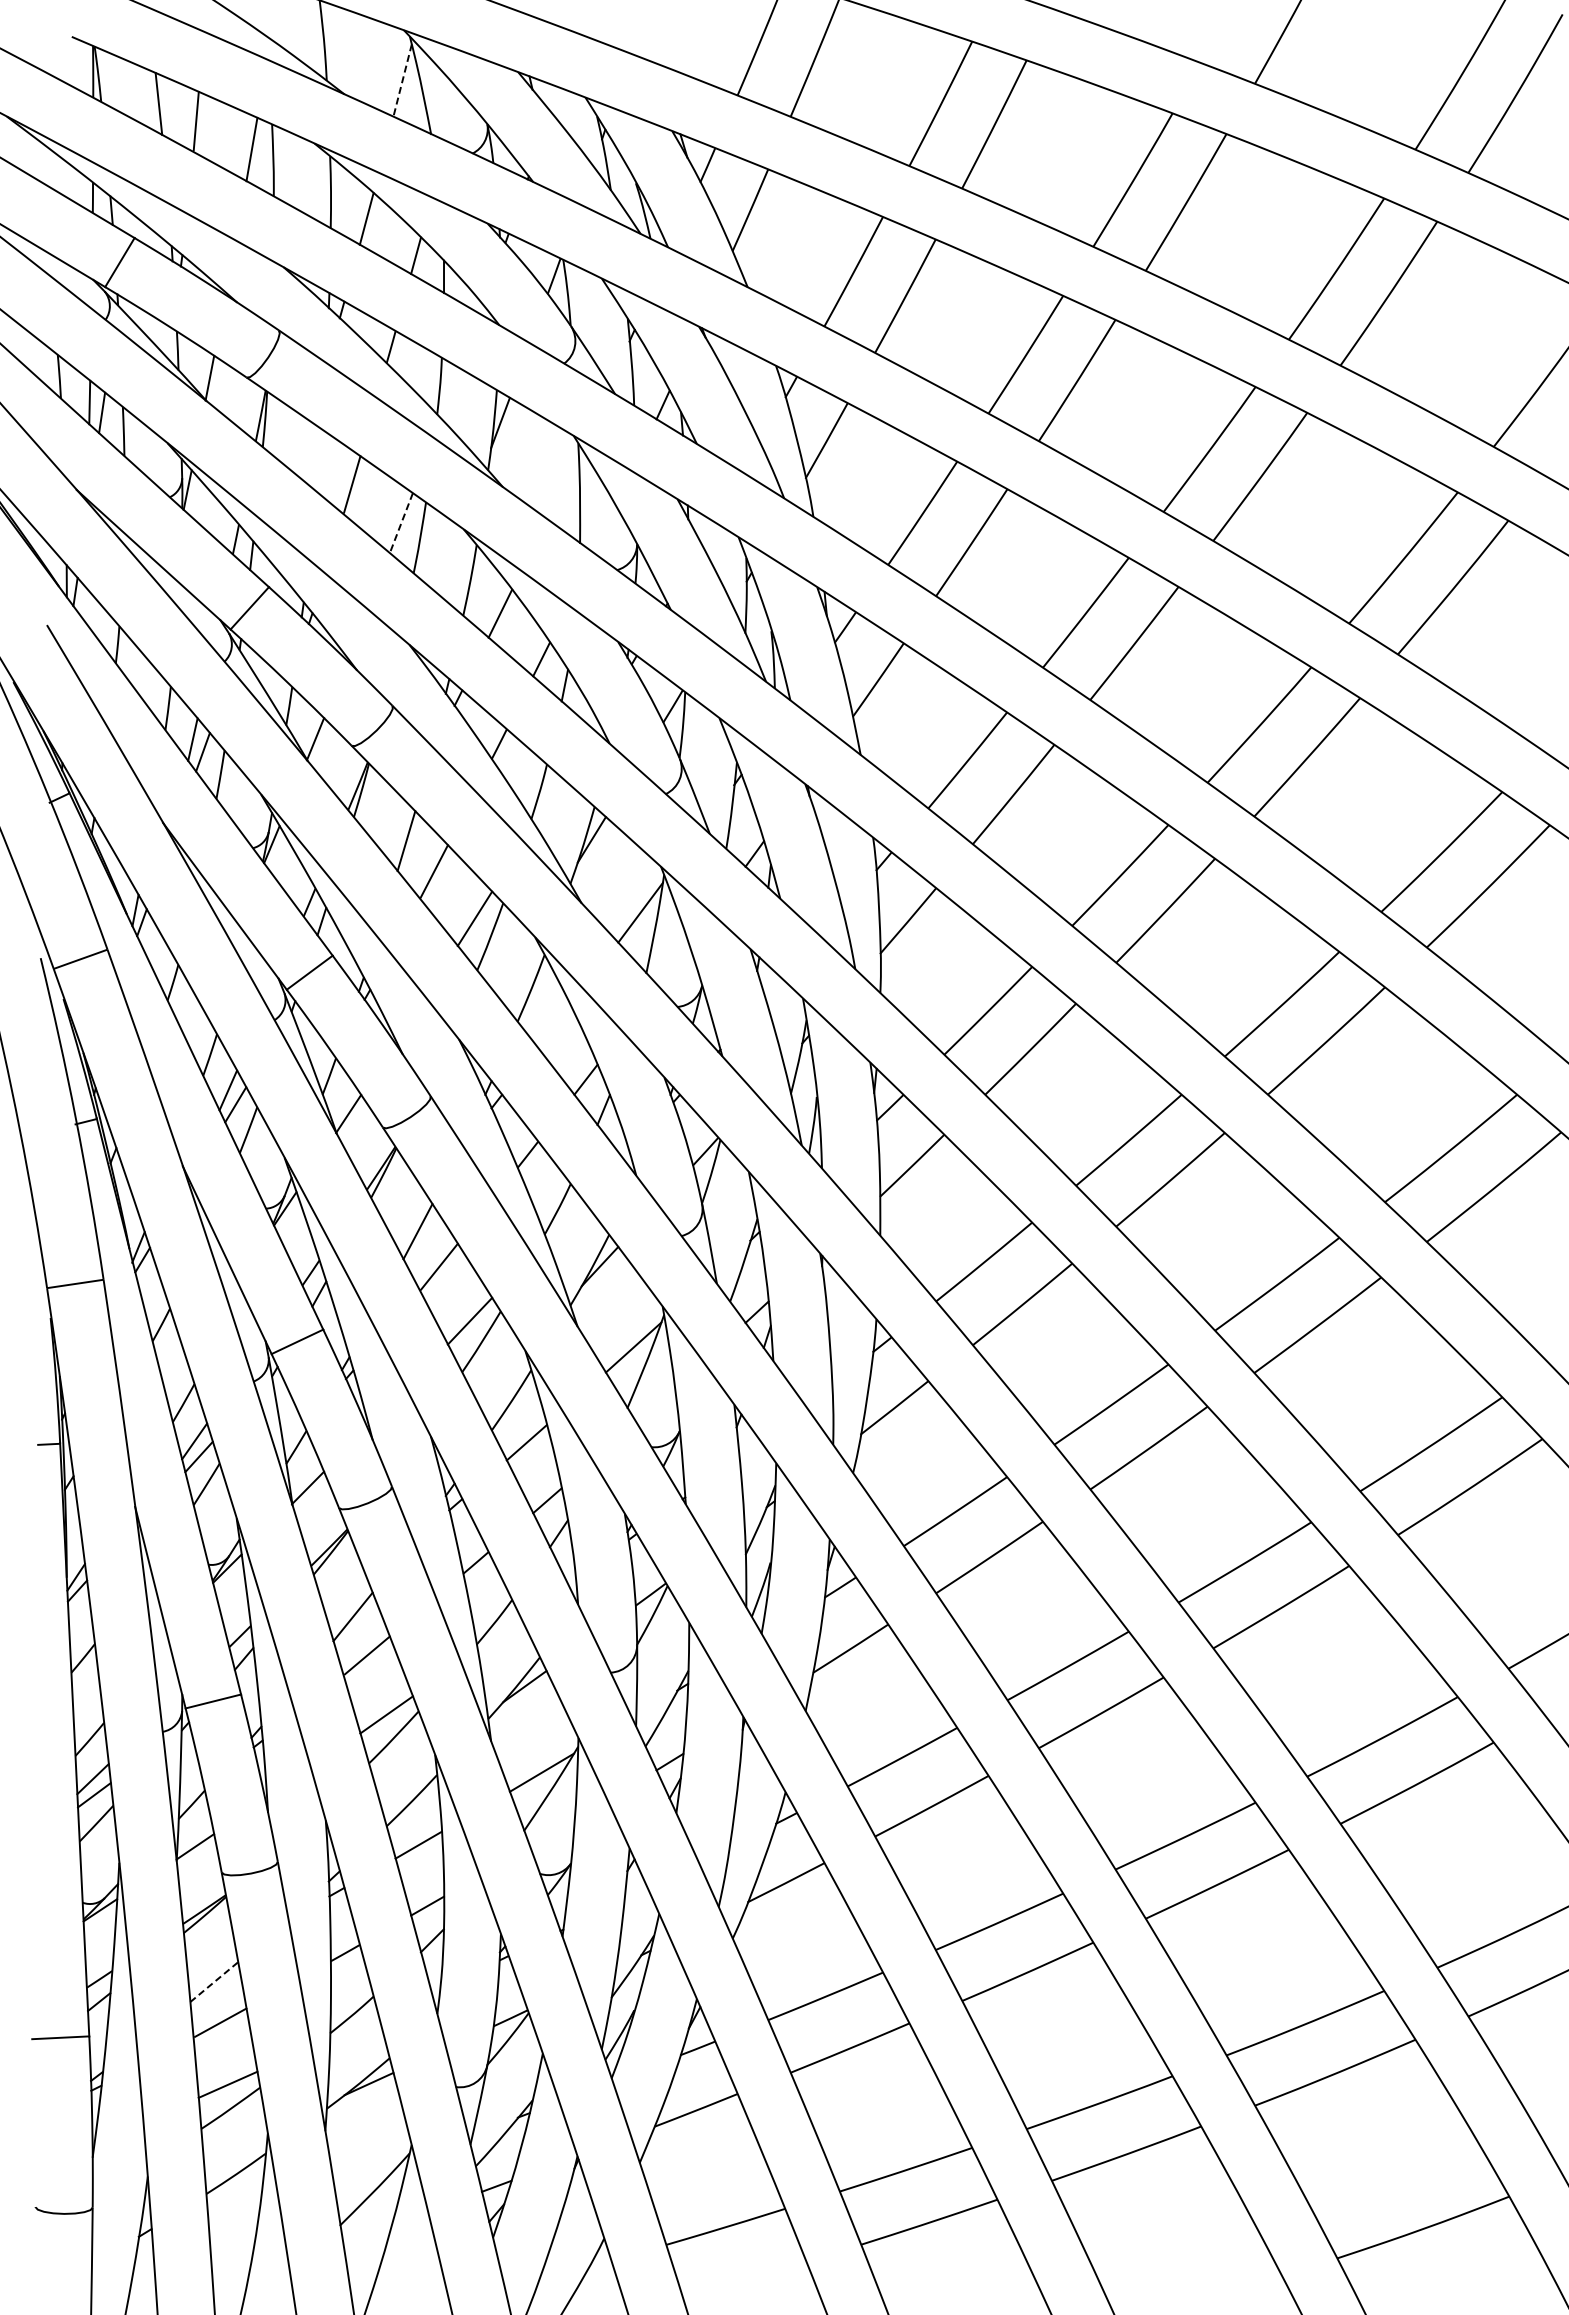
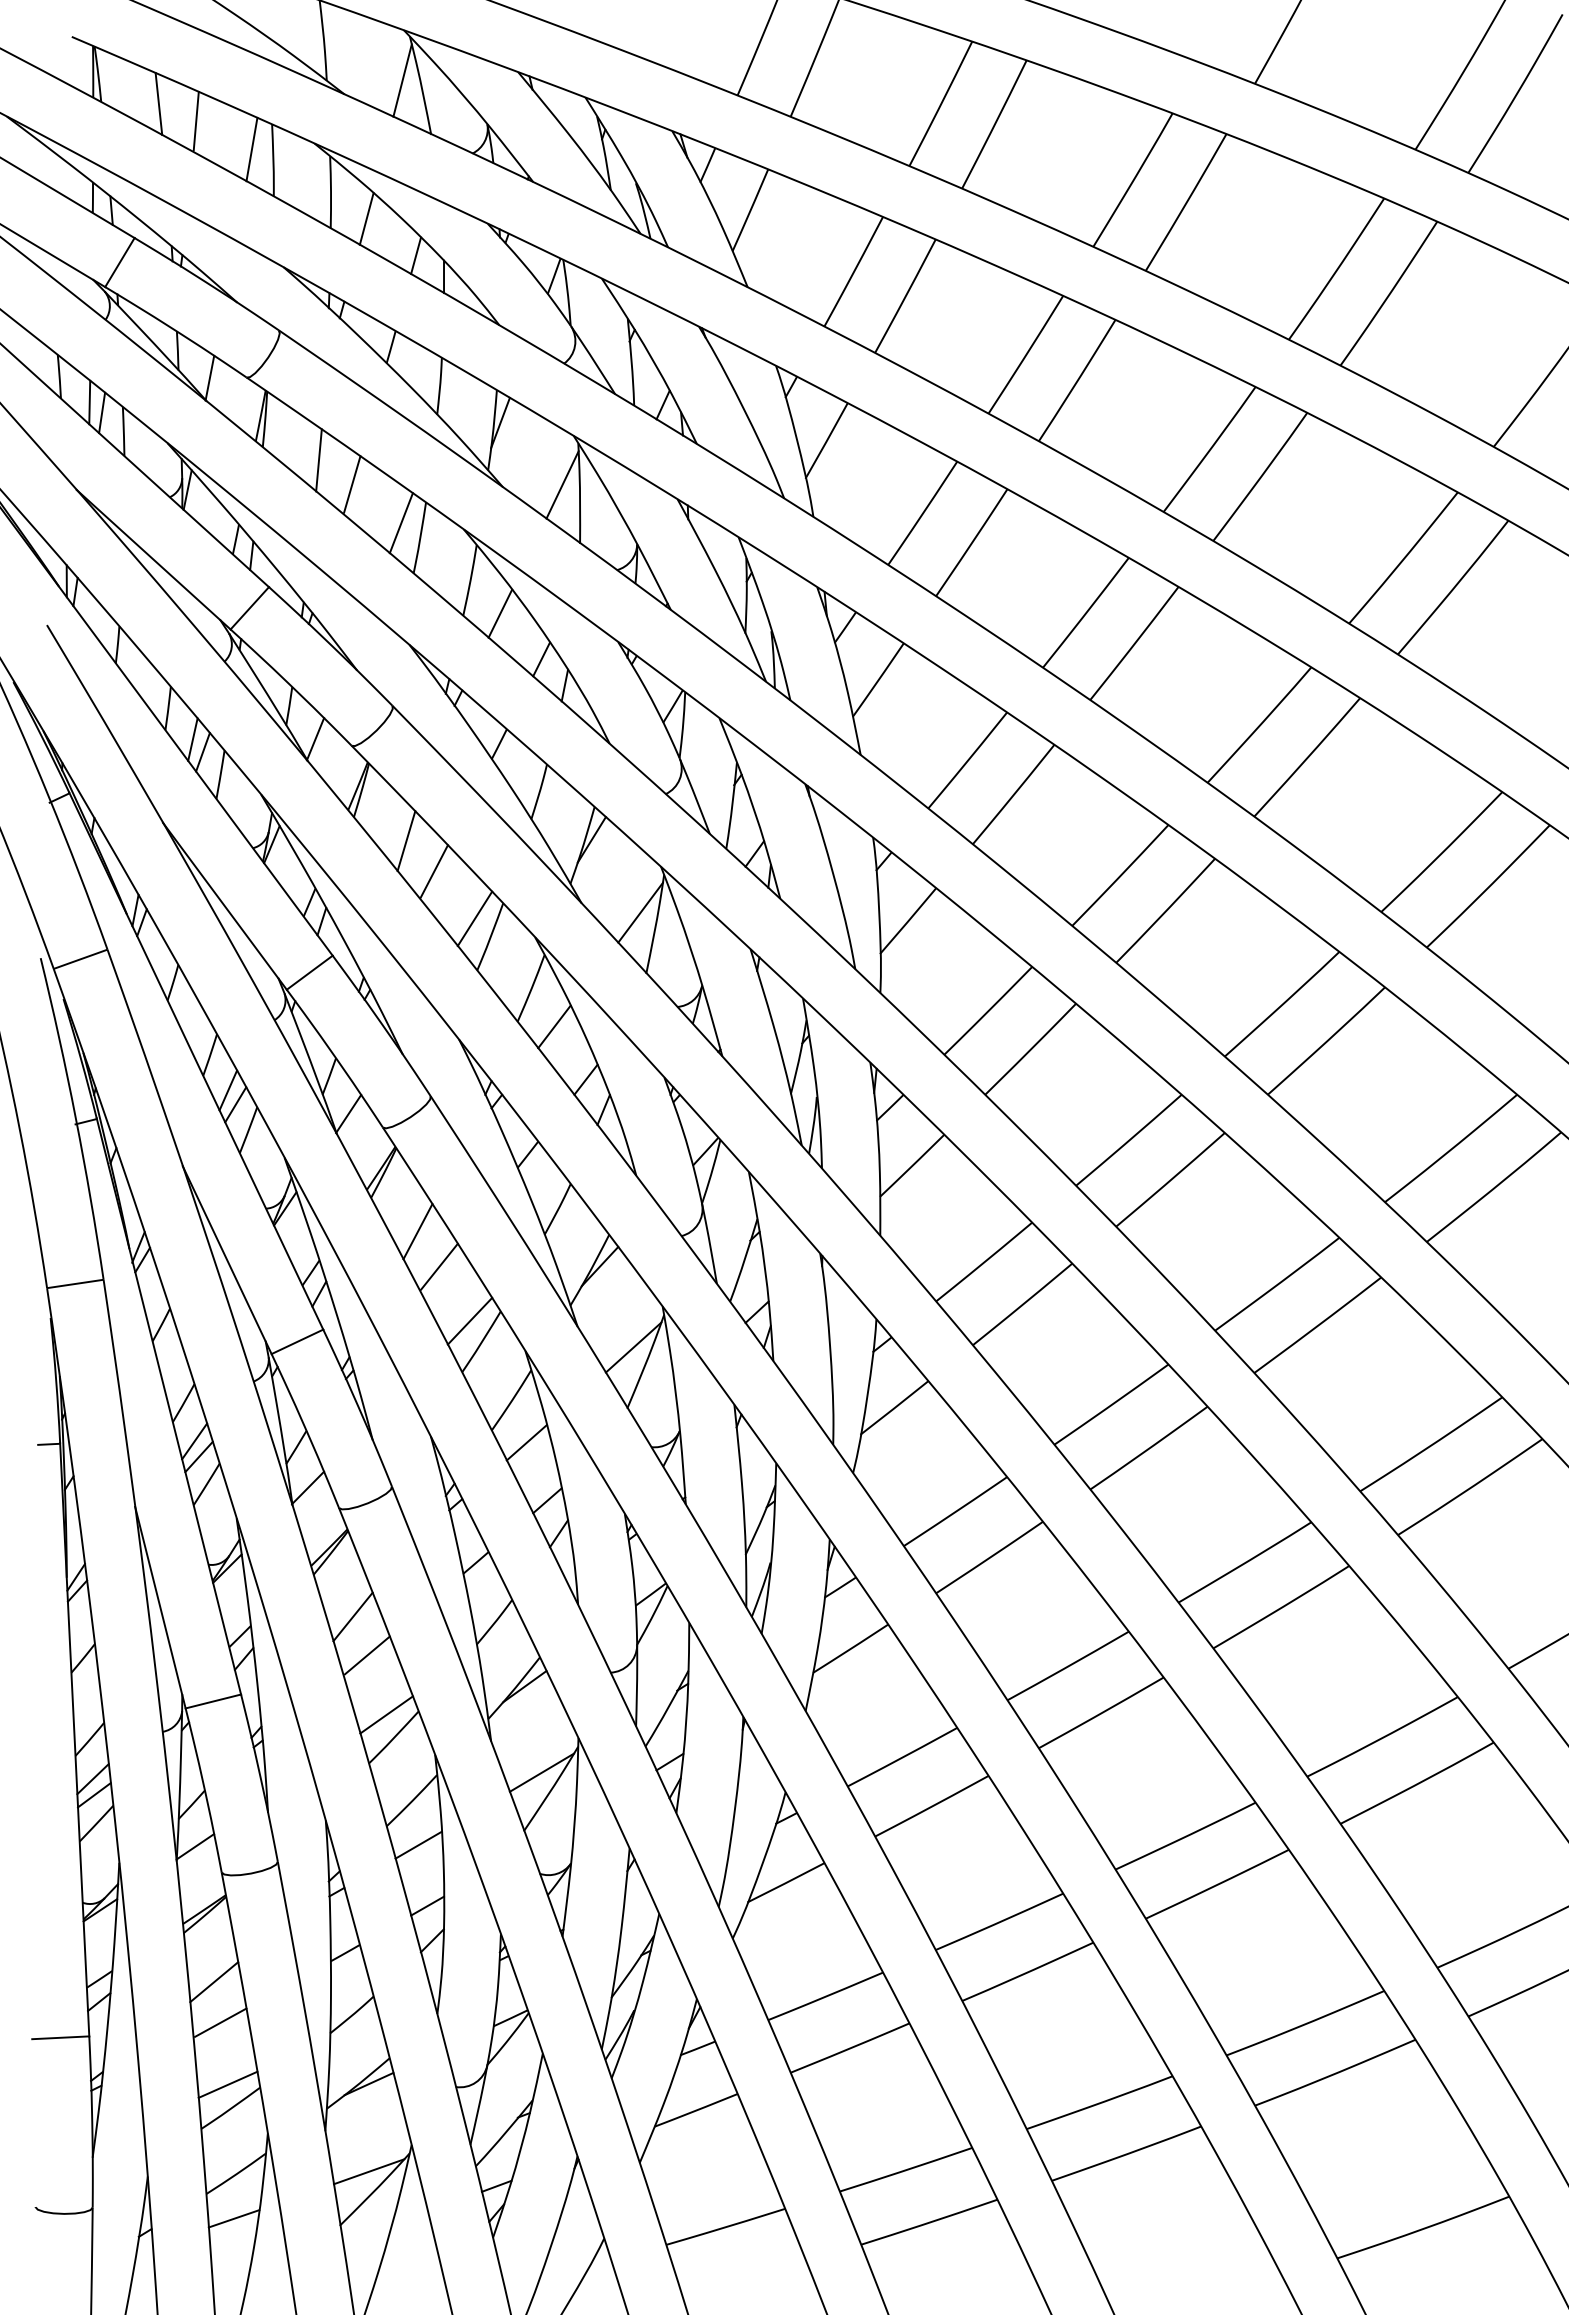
line: dashed -> solid (402, 81)
line: none -> present (318, 460)
line: none -> present (562, 484)
line: dashed -> solid (401, 523)
line: none -> present (554, 1026)
line: dashed -> solid (214, 1981)
line: none -> present (368, 2171)
line: none -> present (233, 2218)
